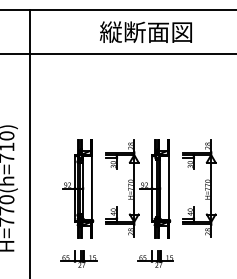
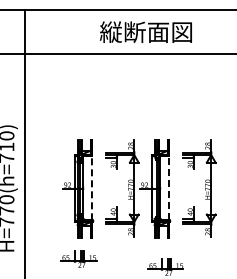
line position: (30, 142) -> (25, 142) (25, 142)
line: solid -> dashed (91, 188)
line: solid -> dashed (168, 188)
part position: (155, 258) -> (165, 266) (165, 266)
